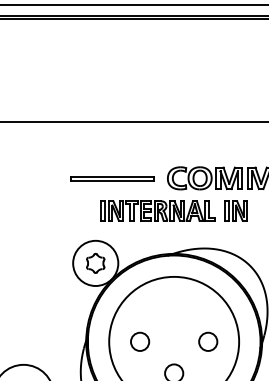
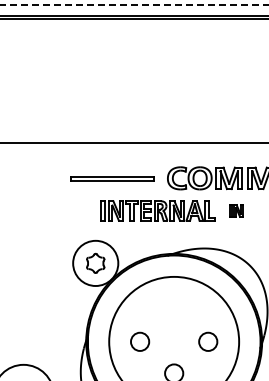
line: solid -> dashed (134, 5)
line position: (133, 121) -> (133, 142) (133, 142)
part size: 24x22 px -> 15x14 px (236, 210)
